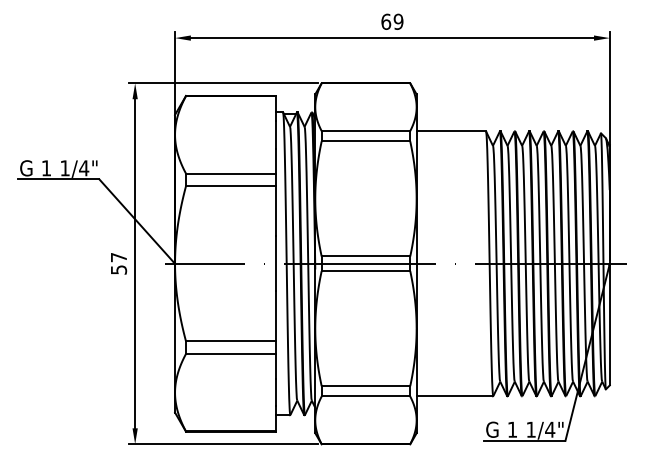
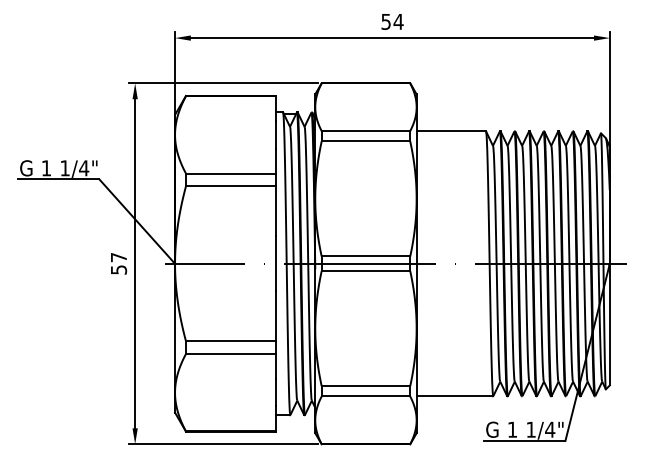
text: 69 -> 54 (392, 21)
